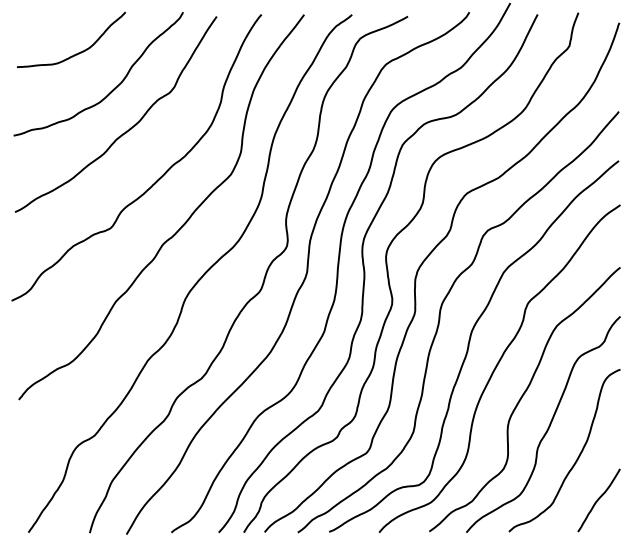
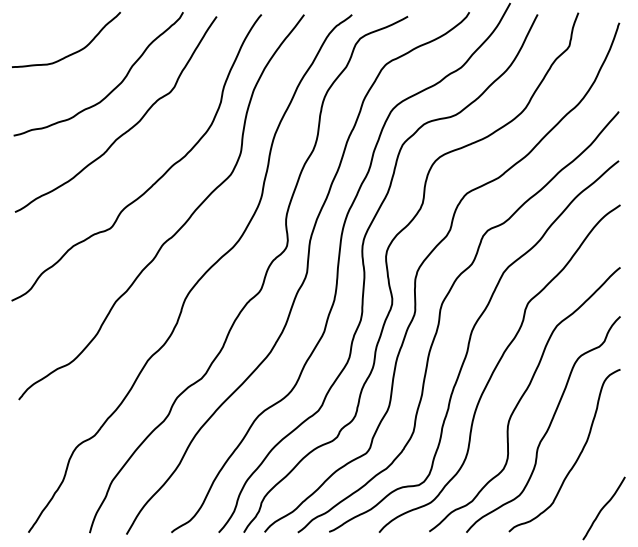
curve position: (78, 52) -> (73, 52) (73, 52)
curve position: (598, 500) -> (603, 508) (603, 508)
